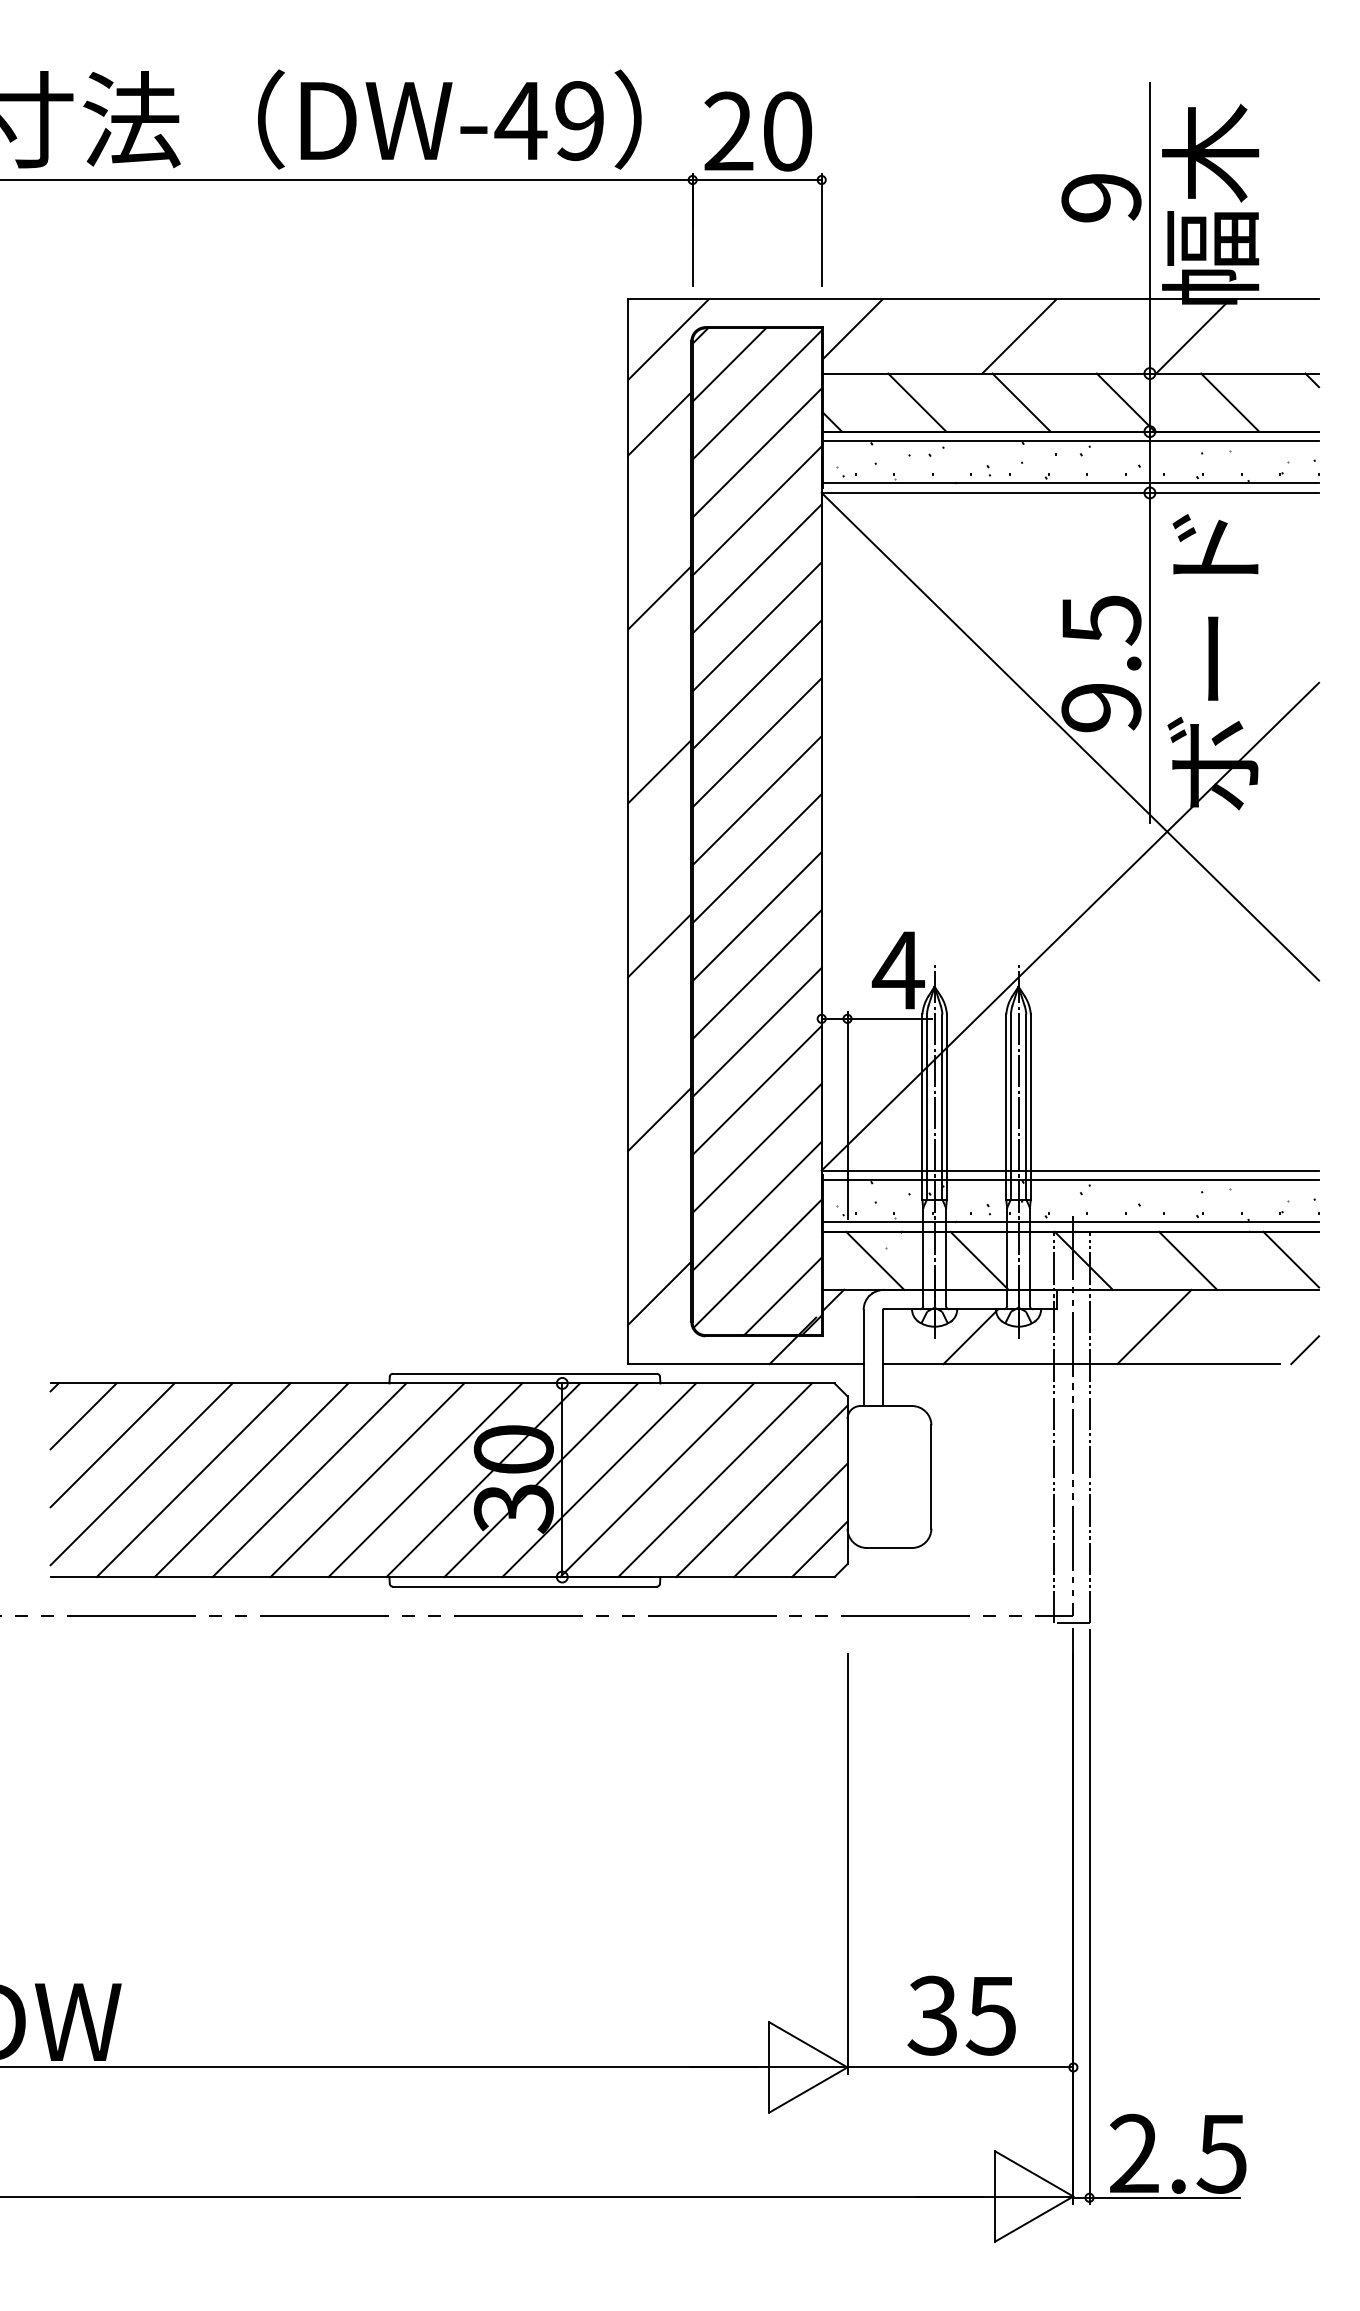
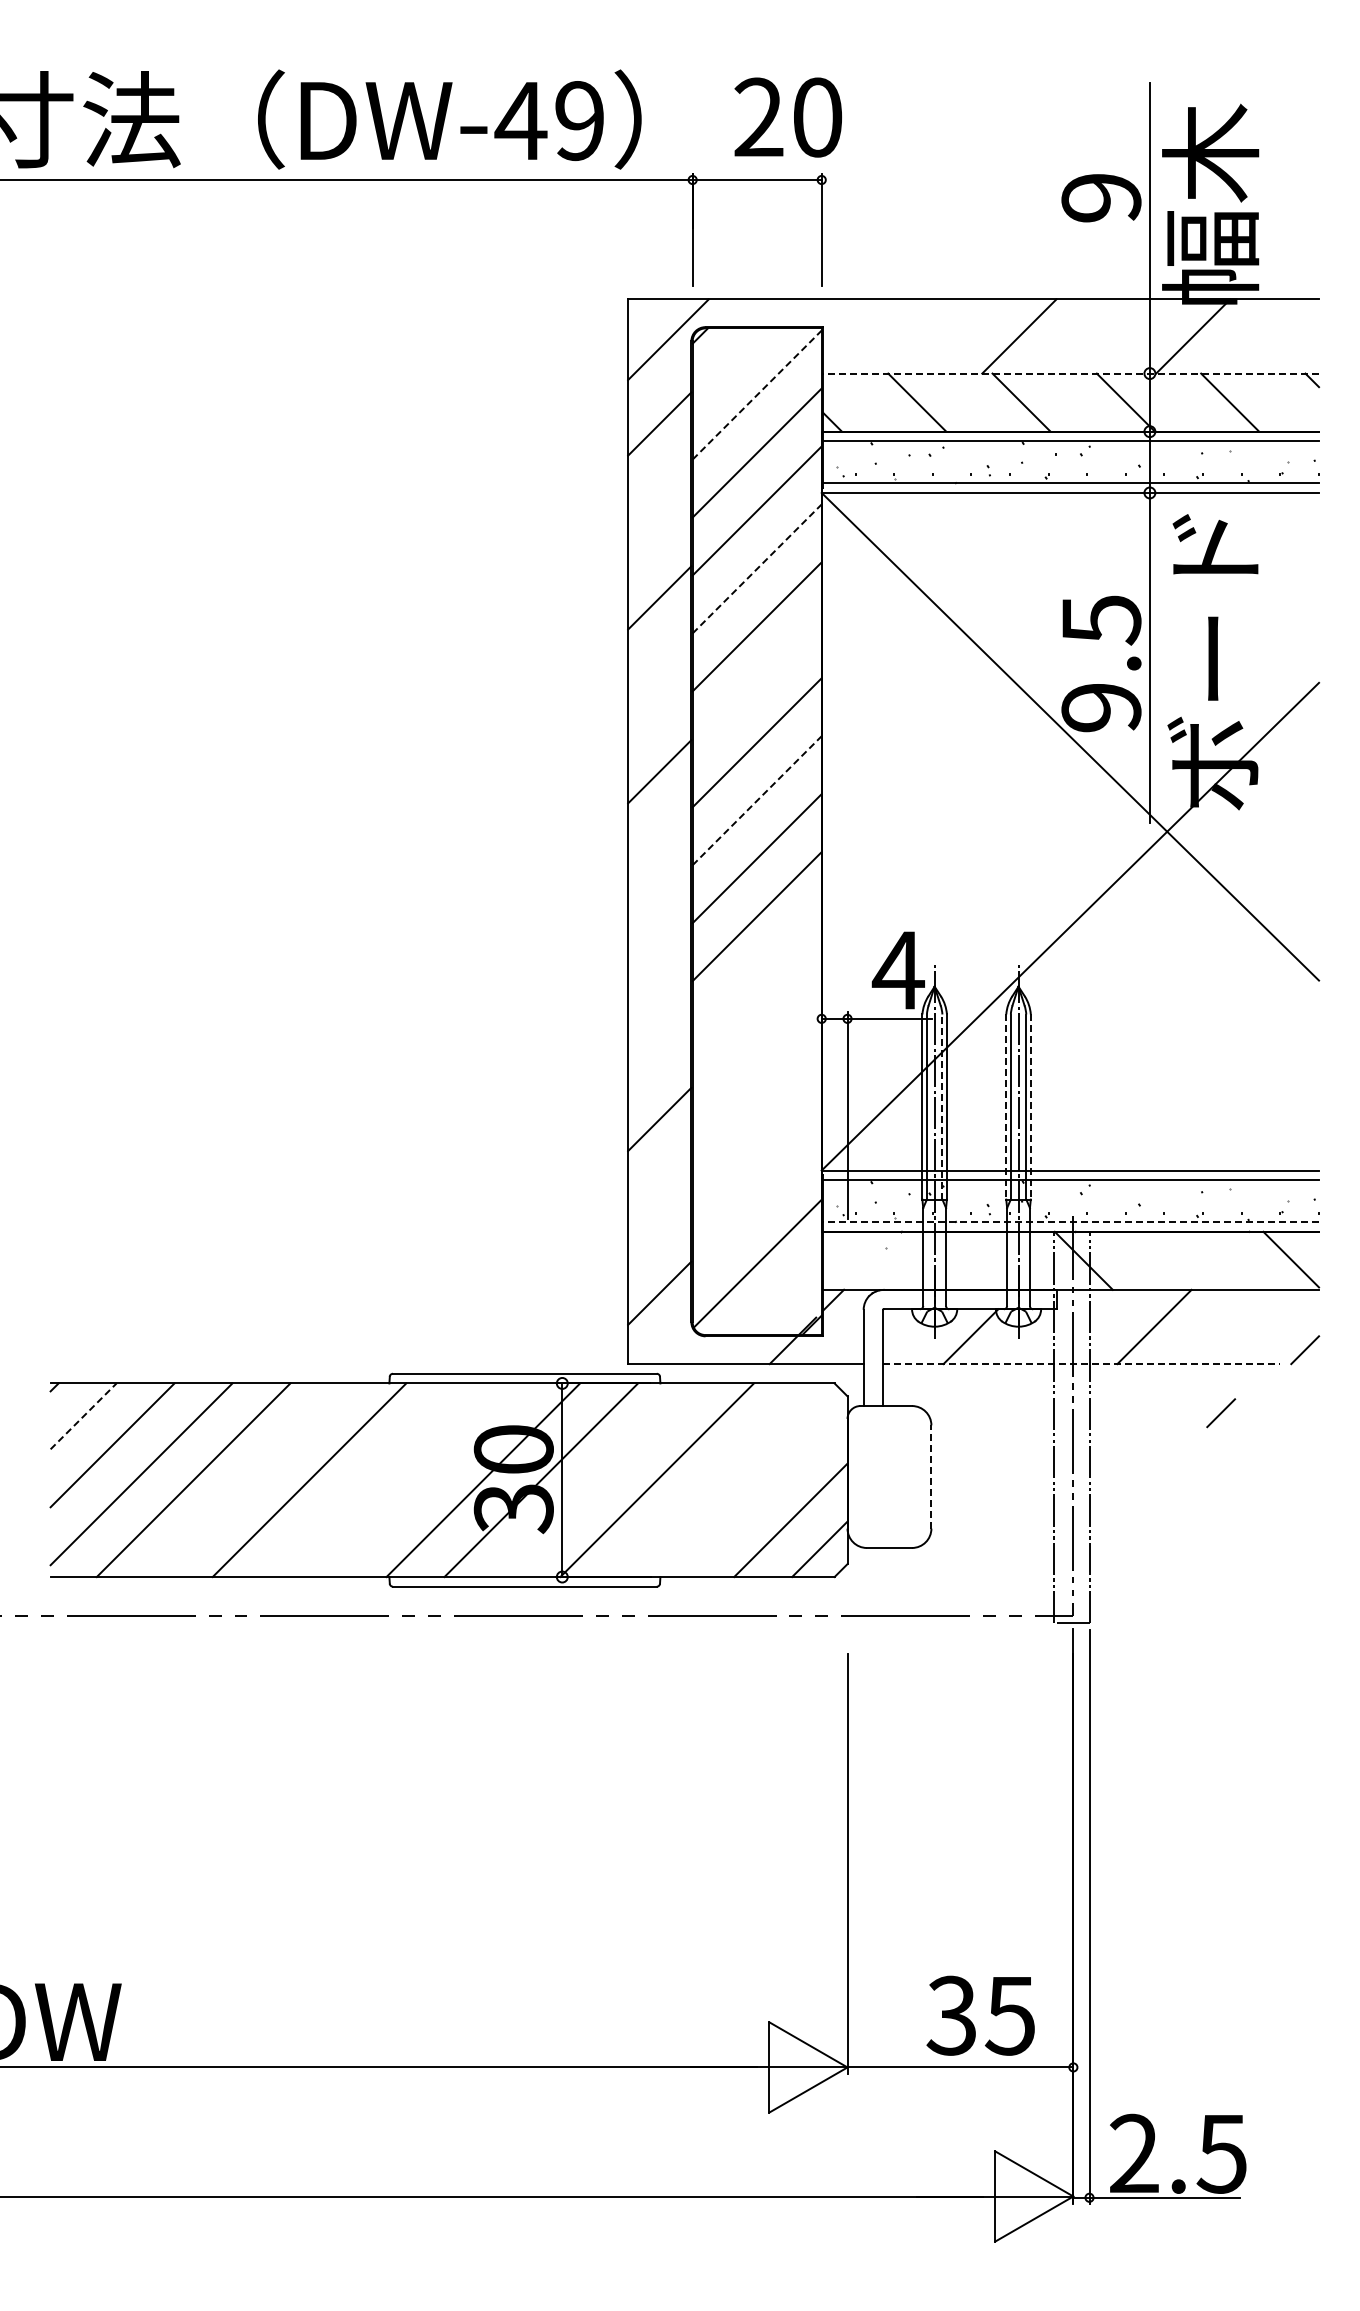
text position: (757, 131) -> (787, 117) (787, 117)
line: present -> none (852, 328)
line: present -> none (728, 364)
line: solid -> dashed (1070, 373)
line: solid -> dashed (757, 394)
line: solid -> dashed (757, 568)
line: present -> none (756, 684)
line: solid -> dashed (757, 800)
line: present -> none (659, 945)
line: present -> none (756, 974)
line: present -> none (756, 1032)
line: present -> none (756, 1089)
line: solid -> dashed (942, 1106)
line: solid -> dashed (1006, 1107)
line: solid -> dashed (1030, 1107)
line: present -> none (756, 1147)
line: present -> none (756, 1205)
line: solid -> dashed (1070, 1222)
line: present -> none (875, 1260)
line: present -> none (979, 1260)
line: present -> none (1188, 1260)
line: present -> none (782, 1296)
line: solid -> dashed (1081, 1364)
line: none -> present (1221, 1413)
line: solid -> dashed (83, 1416)
line: solid -> dashed (931, 1477)
line: present -> none (251, 1480)
line: present -> none (367, 1480)
line: present -> none (425, 1480)
line: present -> none (599, 1480)
line: present -> none (714, 1480)
line: present -> none (761, 1491)
text position: (961, 2015) -> (980, 2015) (980, 2015)
